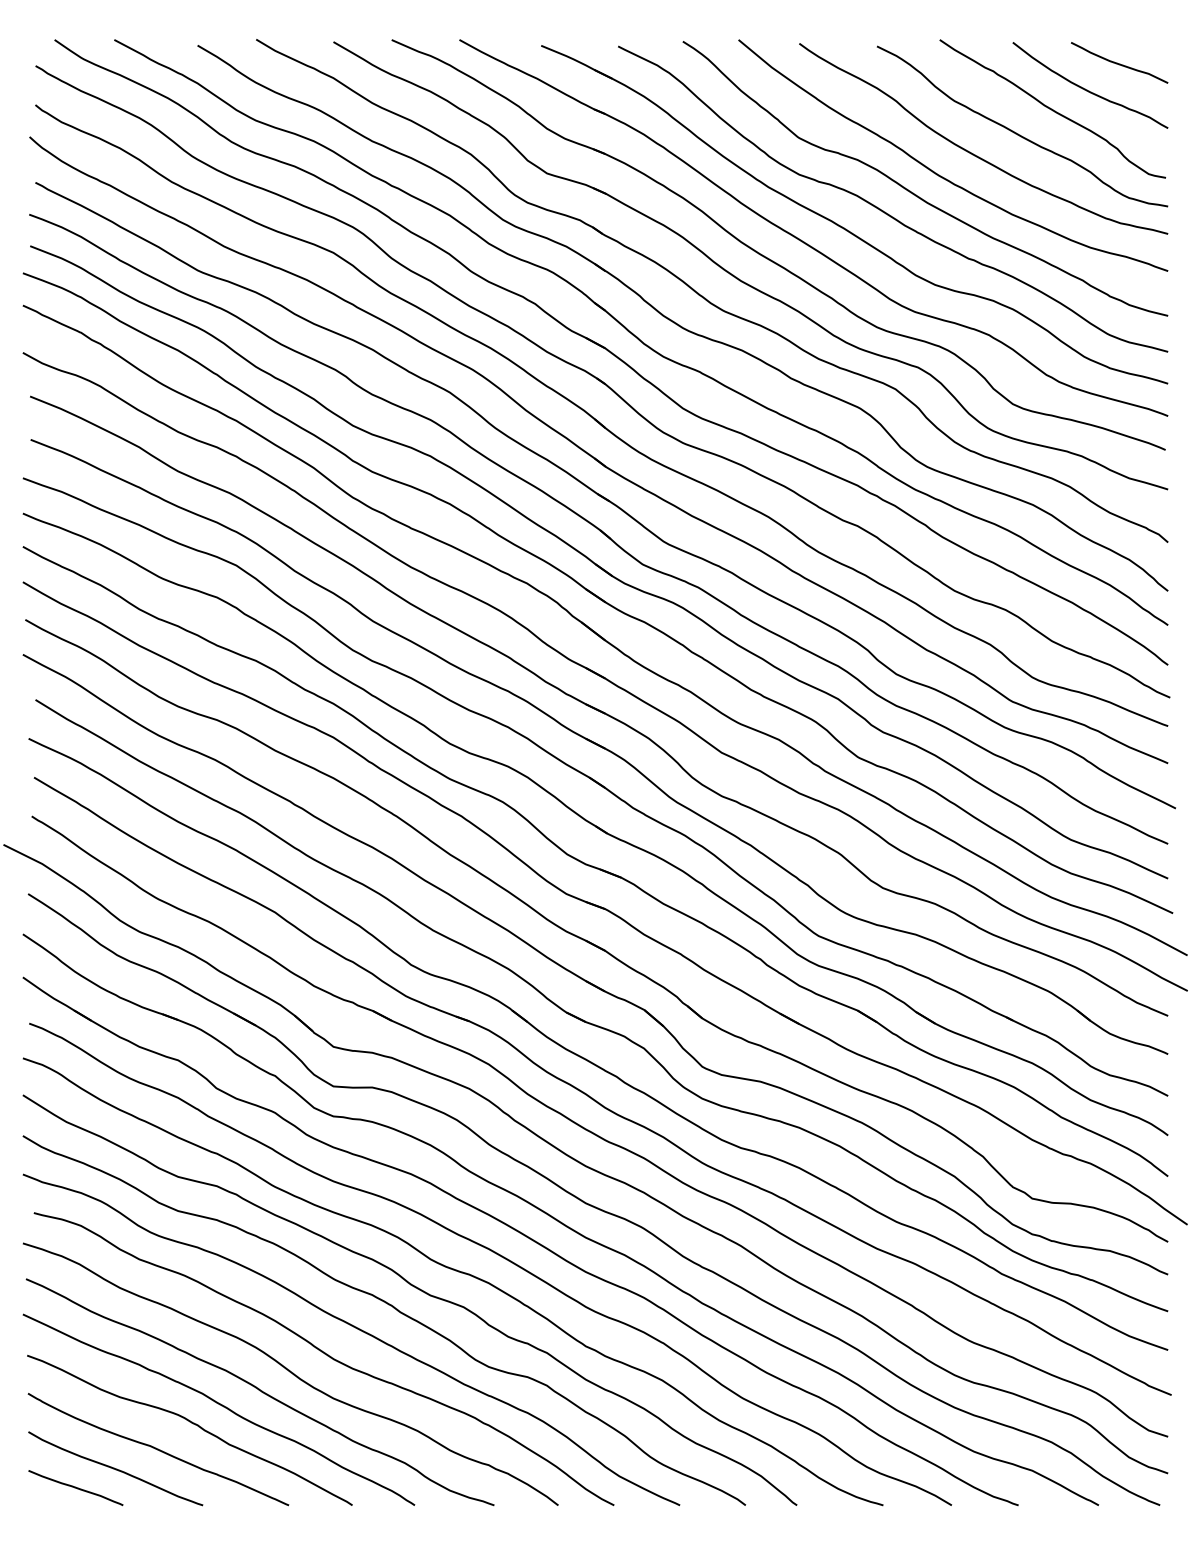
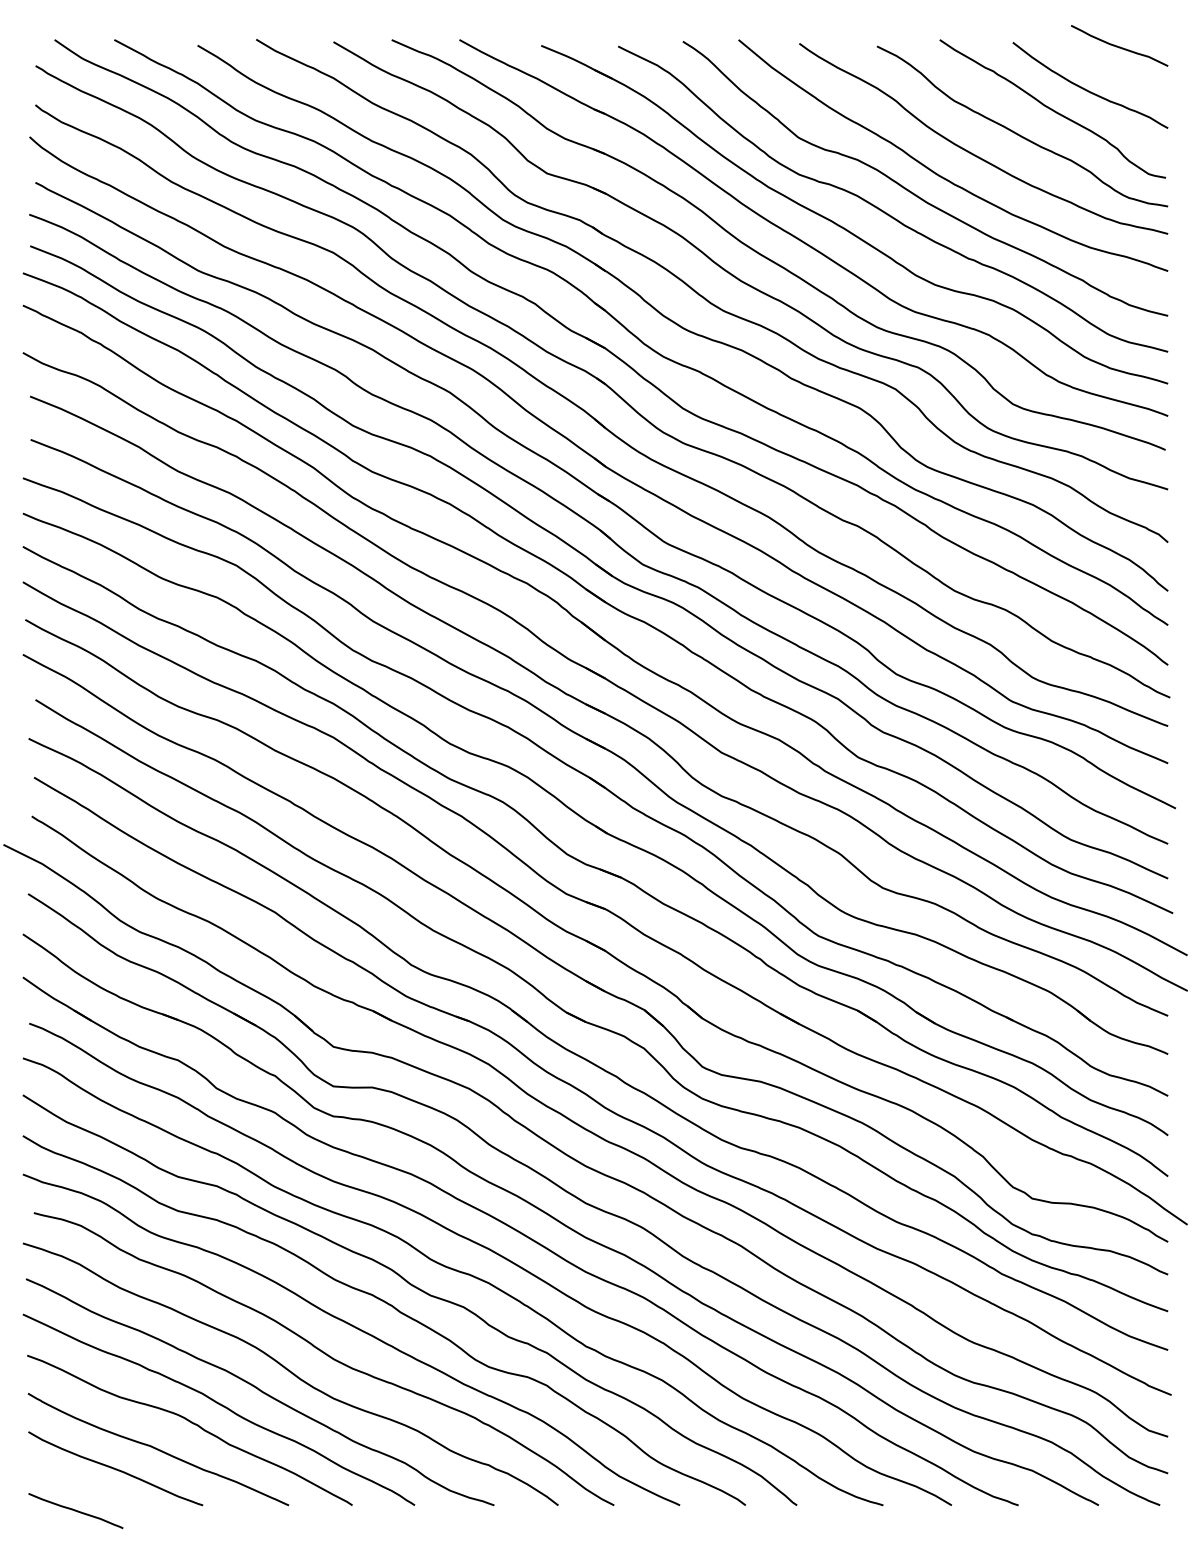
curve position: (1119, 63) -> (1119, 46) (1119, 46)
curve position: (75, 1488) -> (75, 1511) (75, 1511)
